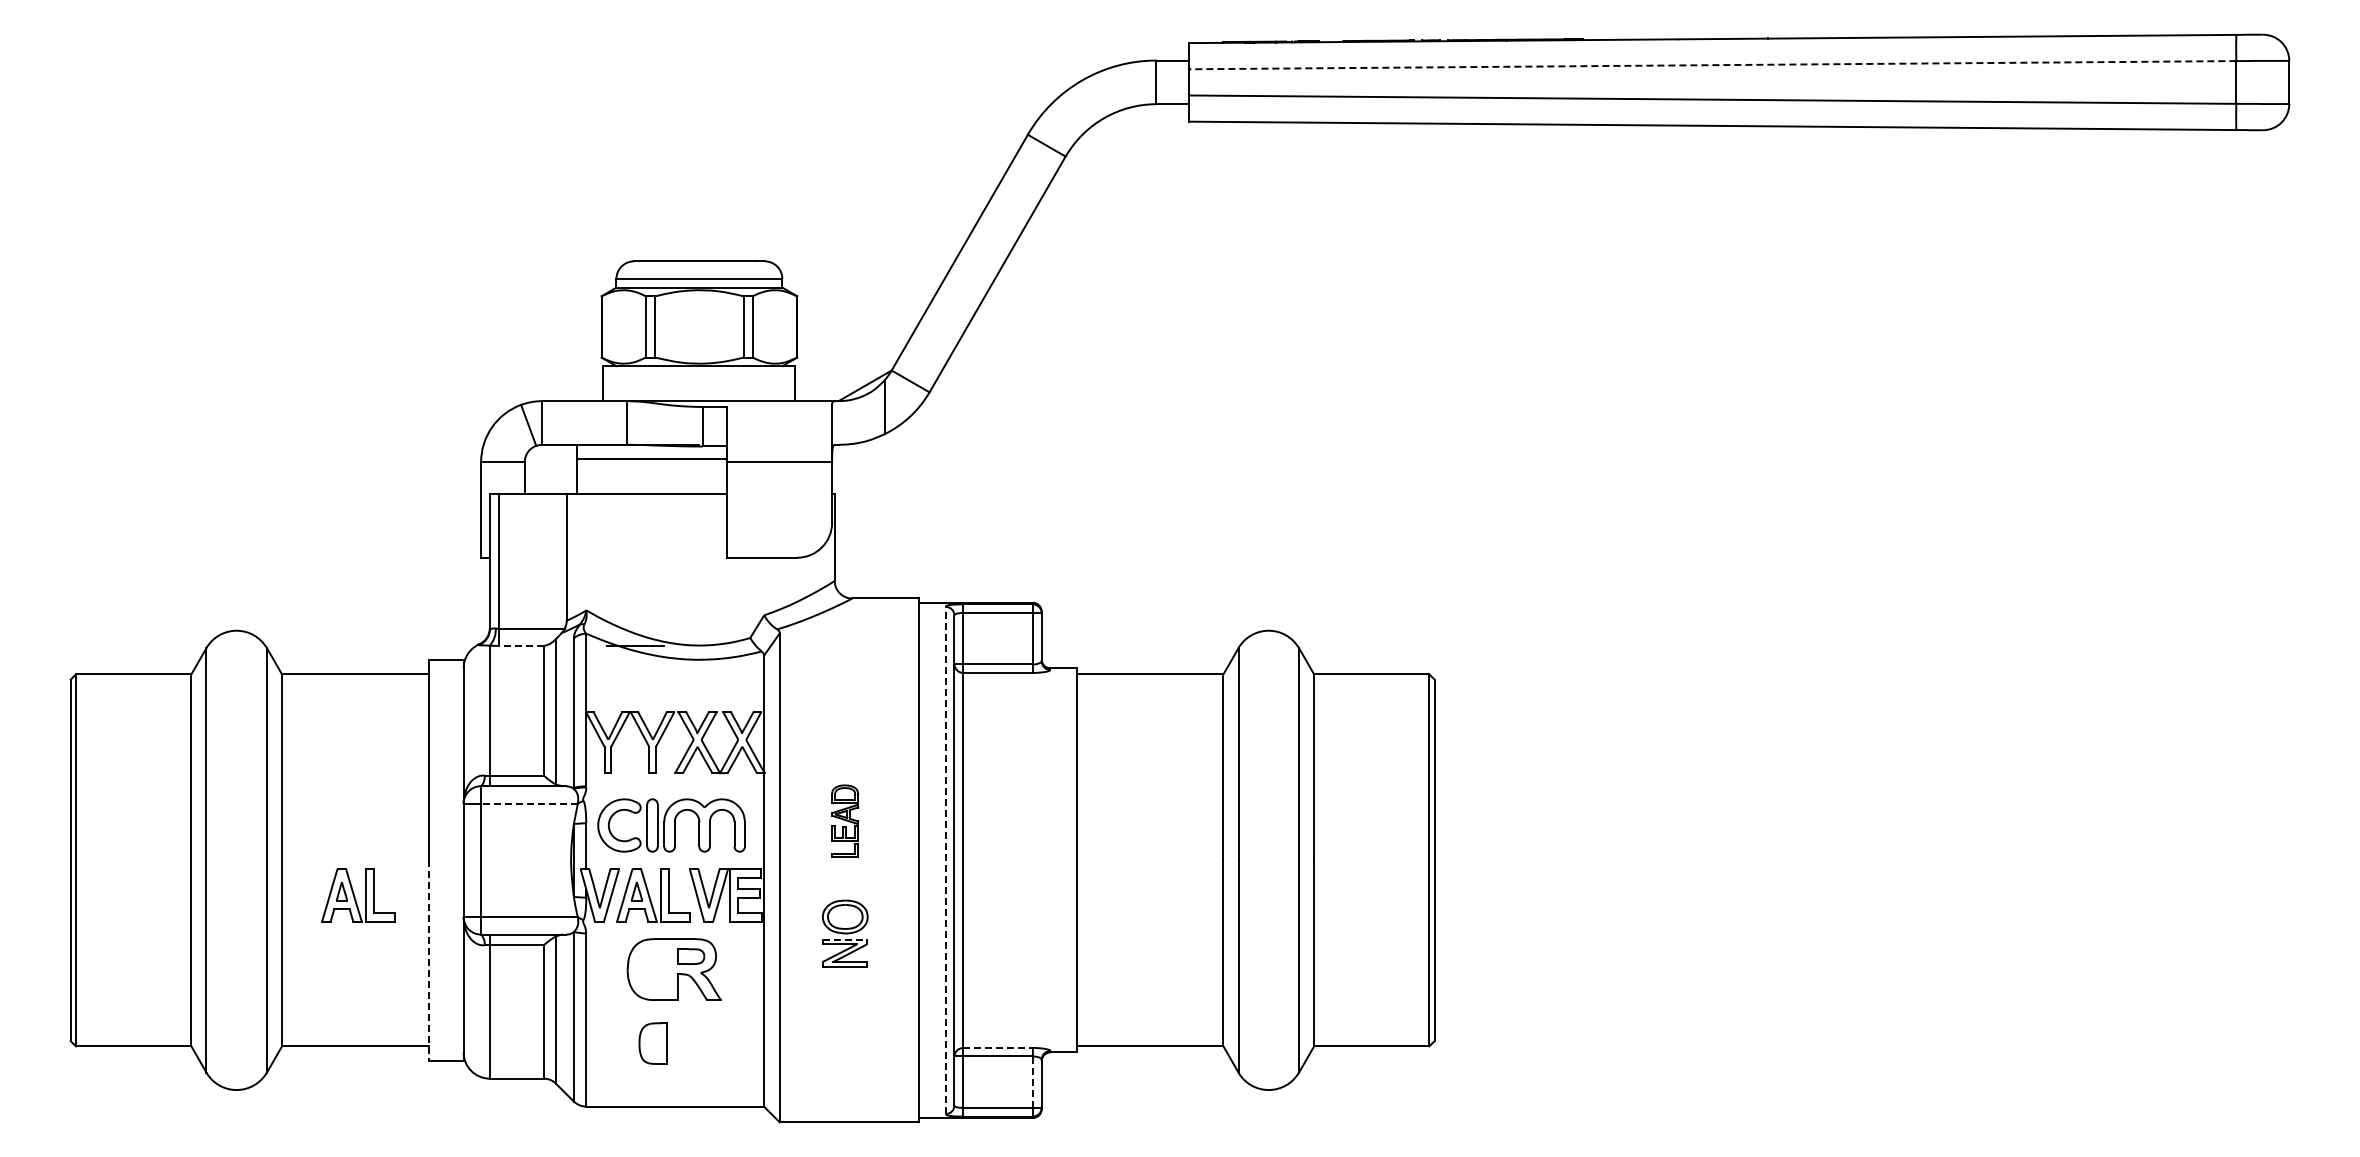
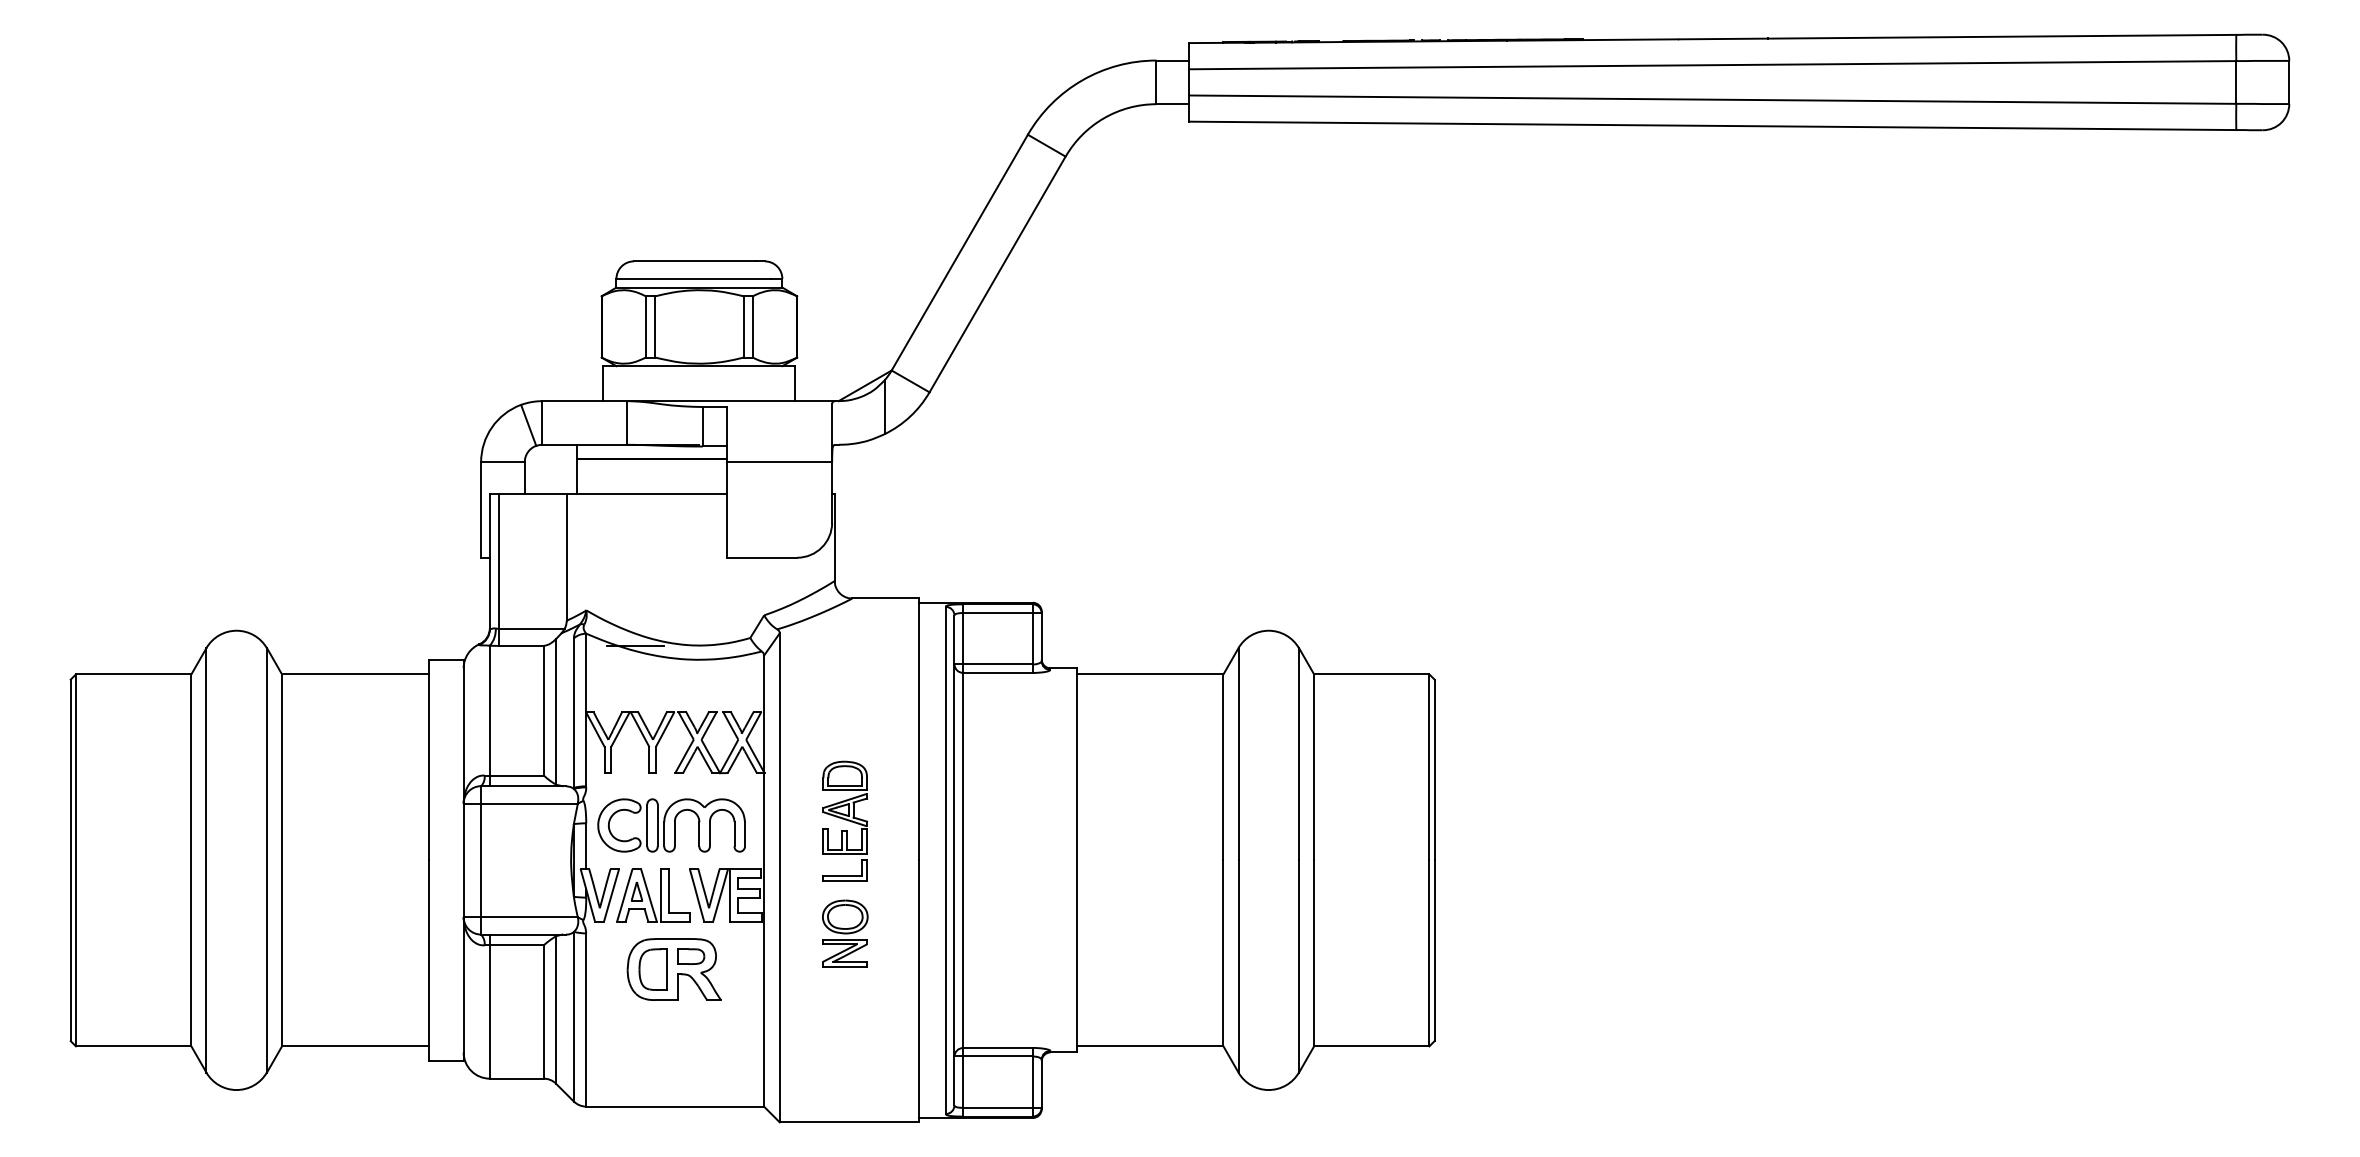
line: dashed -> solid (1712, 65)
line: dashed -> solid (521, 645)
line: dashed -> solid (529, 803)
part size: 29x74 px -> 46x122 px (844, 820)
line: dashed -> solid (945, 860)
part: present -> none (358, 895)
line: dashed -> solid (845, 939)
line: dashed -> solid (428, 961)
part position: (652, 1043) -> (652, 969) (652, 969)
line: dashed -> solid (998, 1047)
line: dashed -> solid (1032, 1082)
